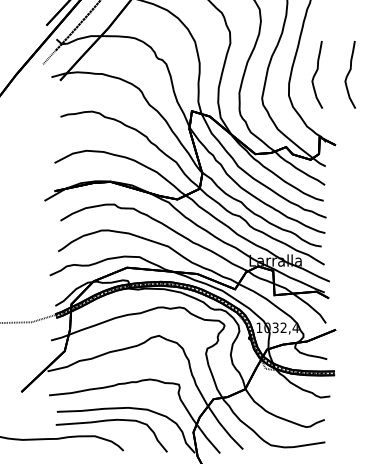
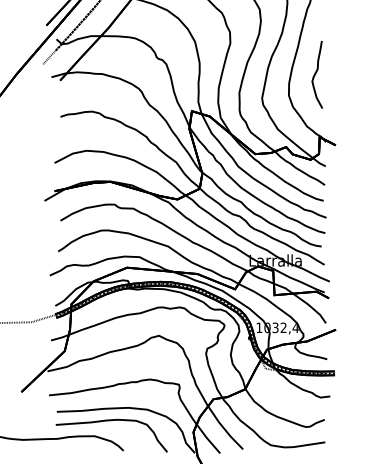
curve: present -> none (349, 73)
